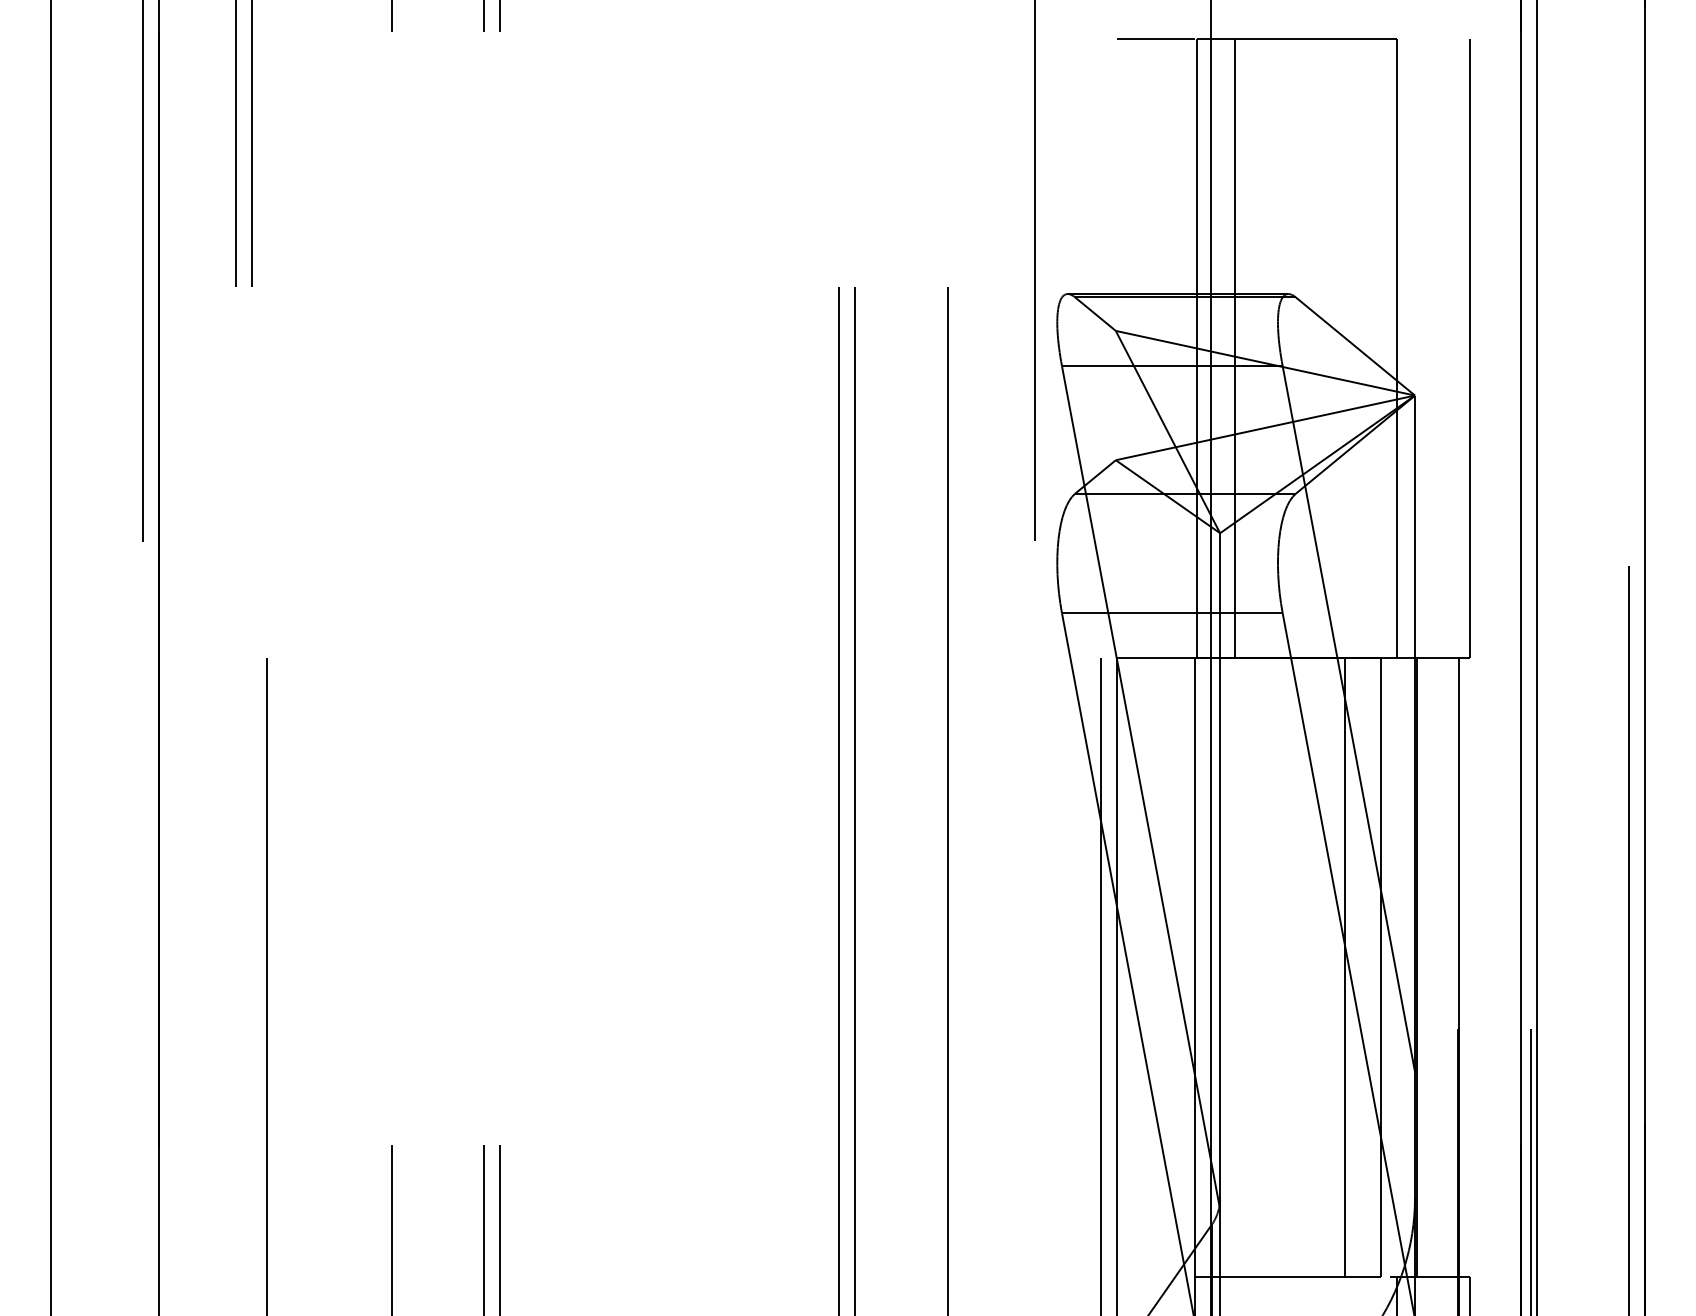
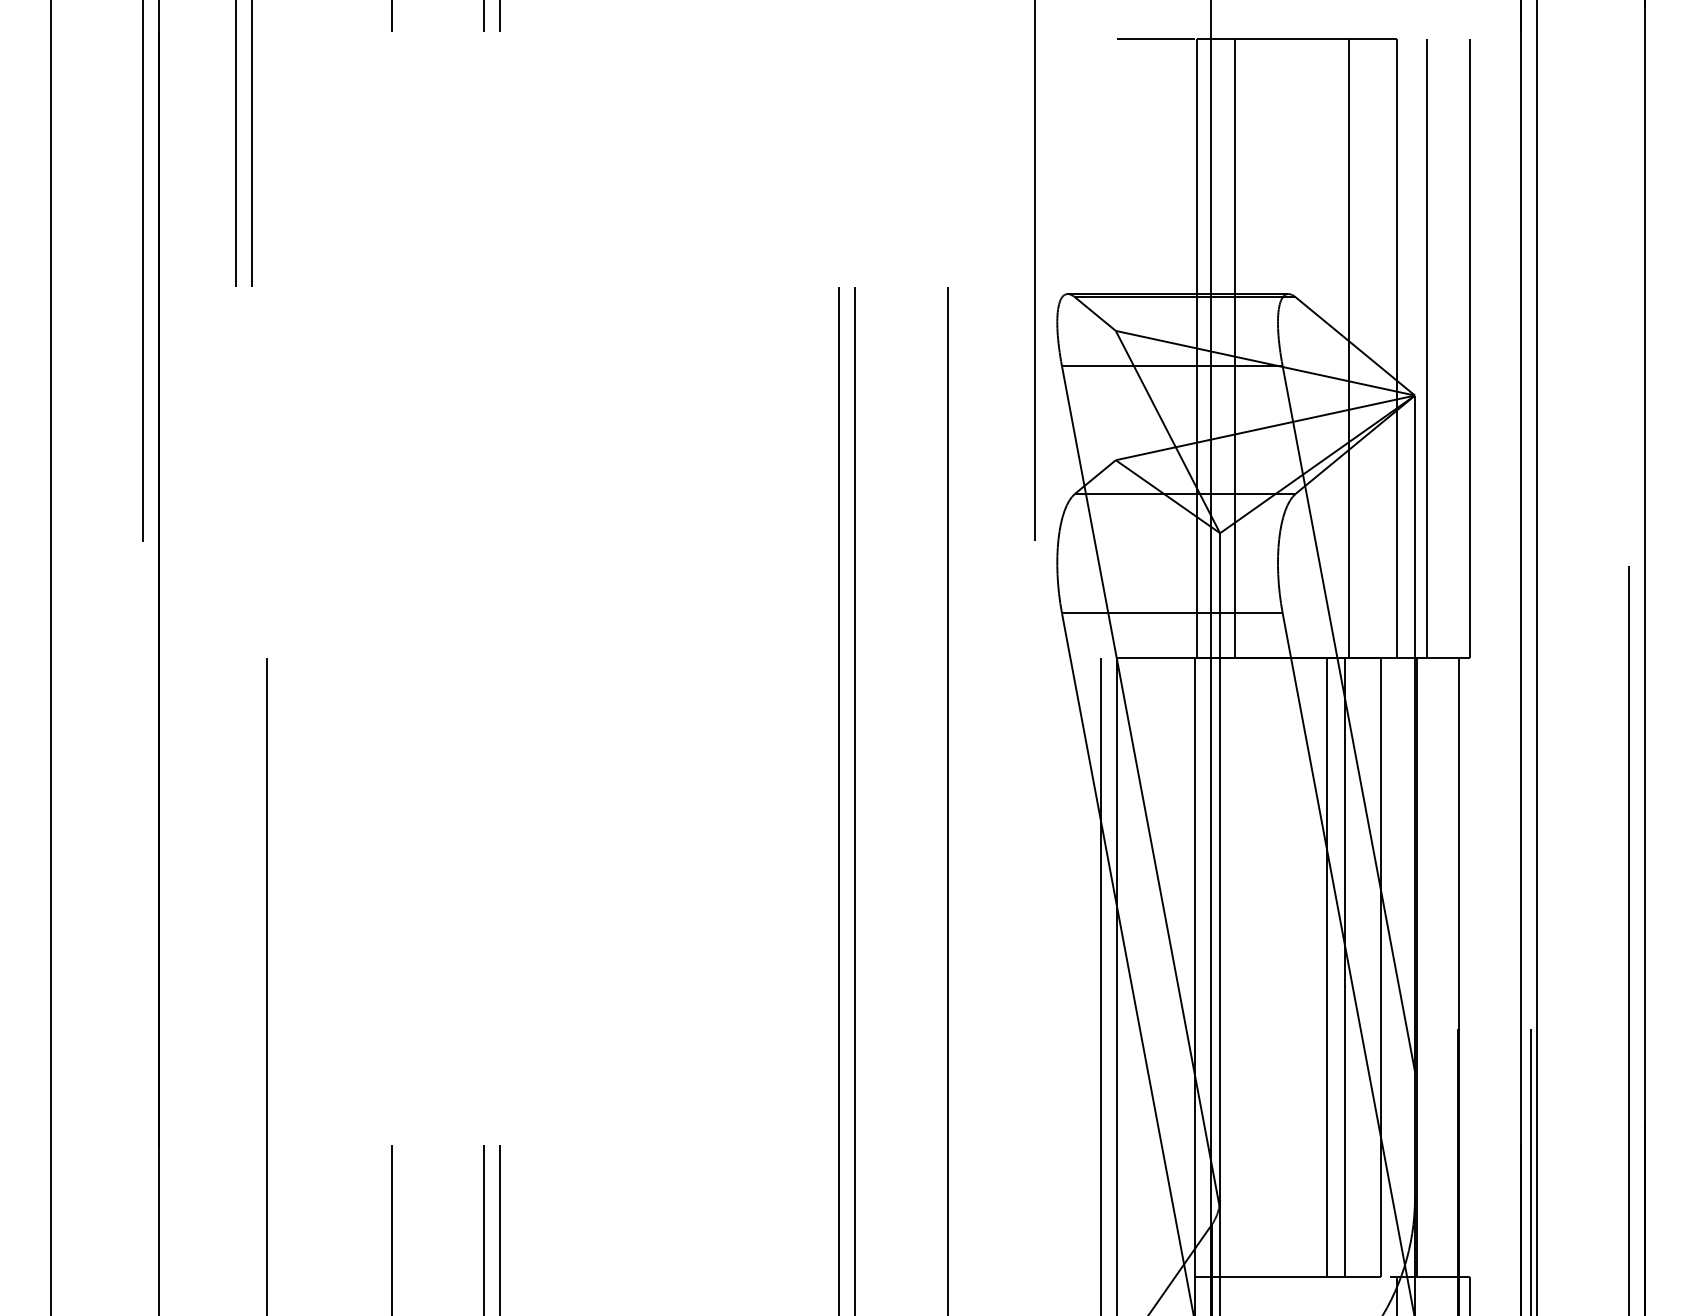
line: none -> present (1349, 348)
line: none -> present (1426, 348)
line: none -> present (1326, 966)
